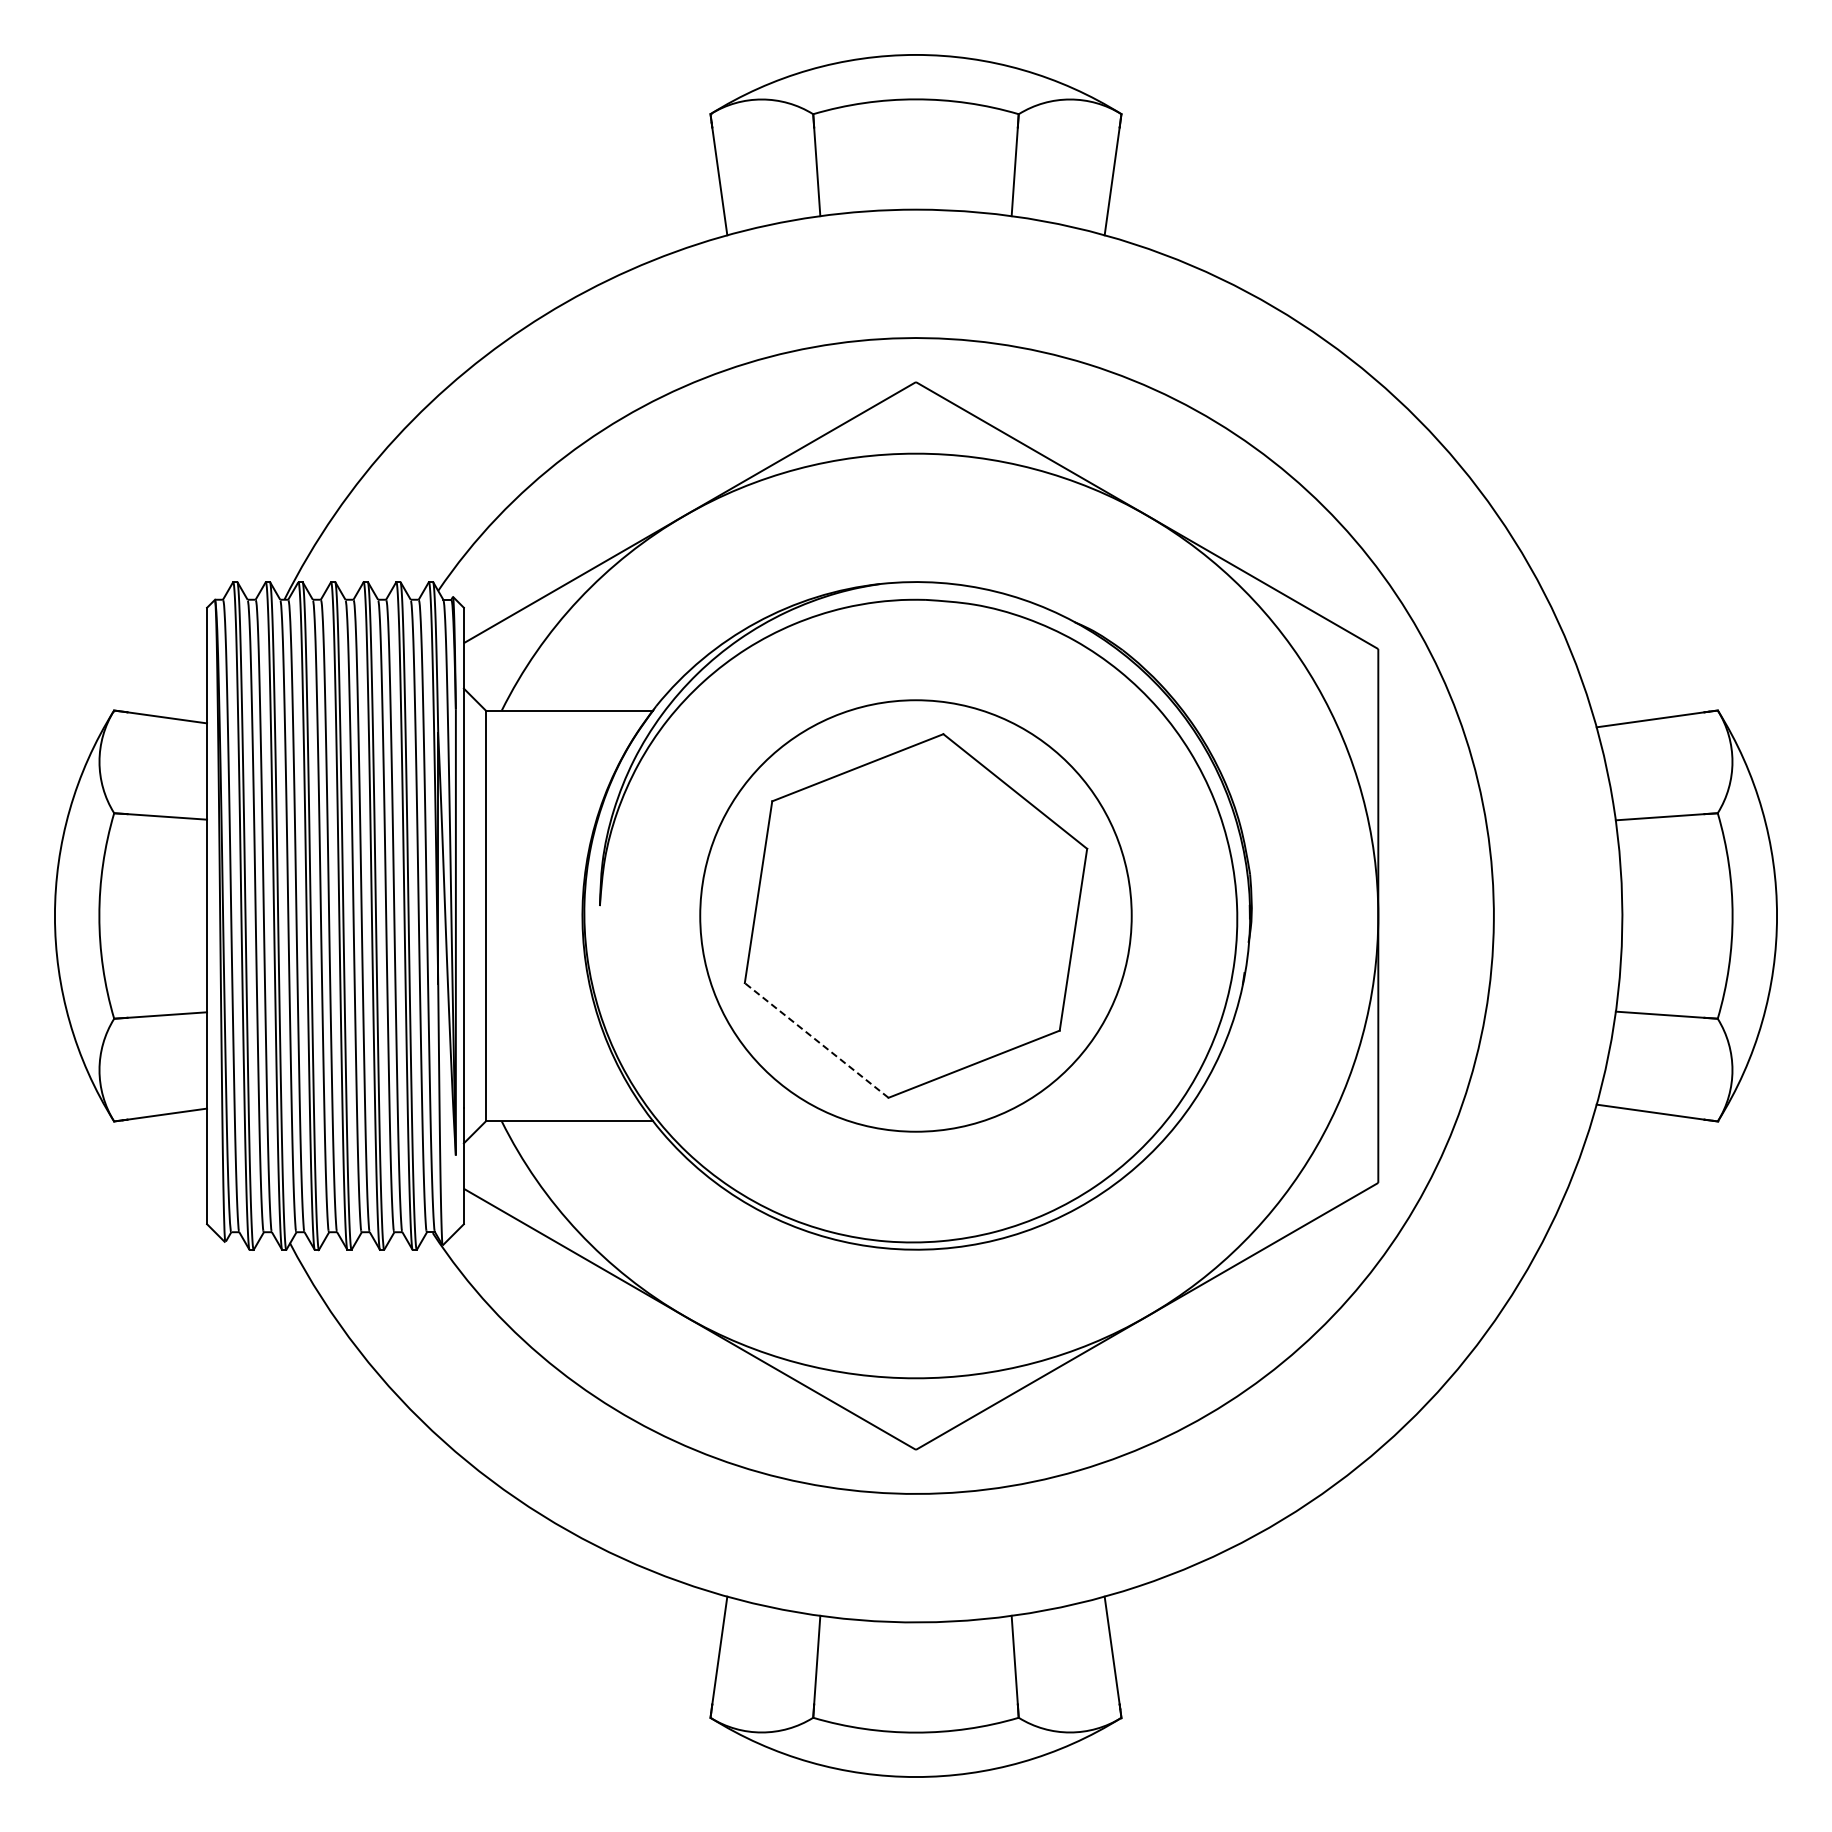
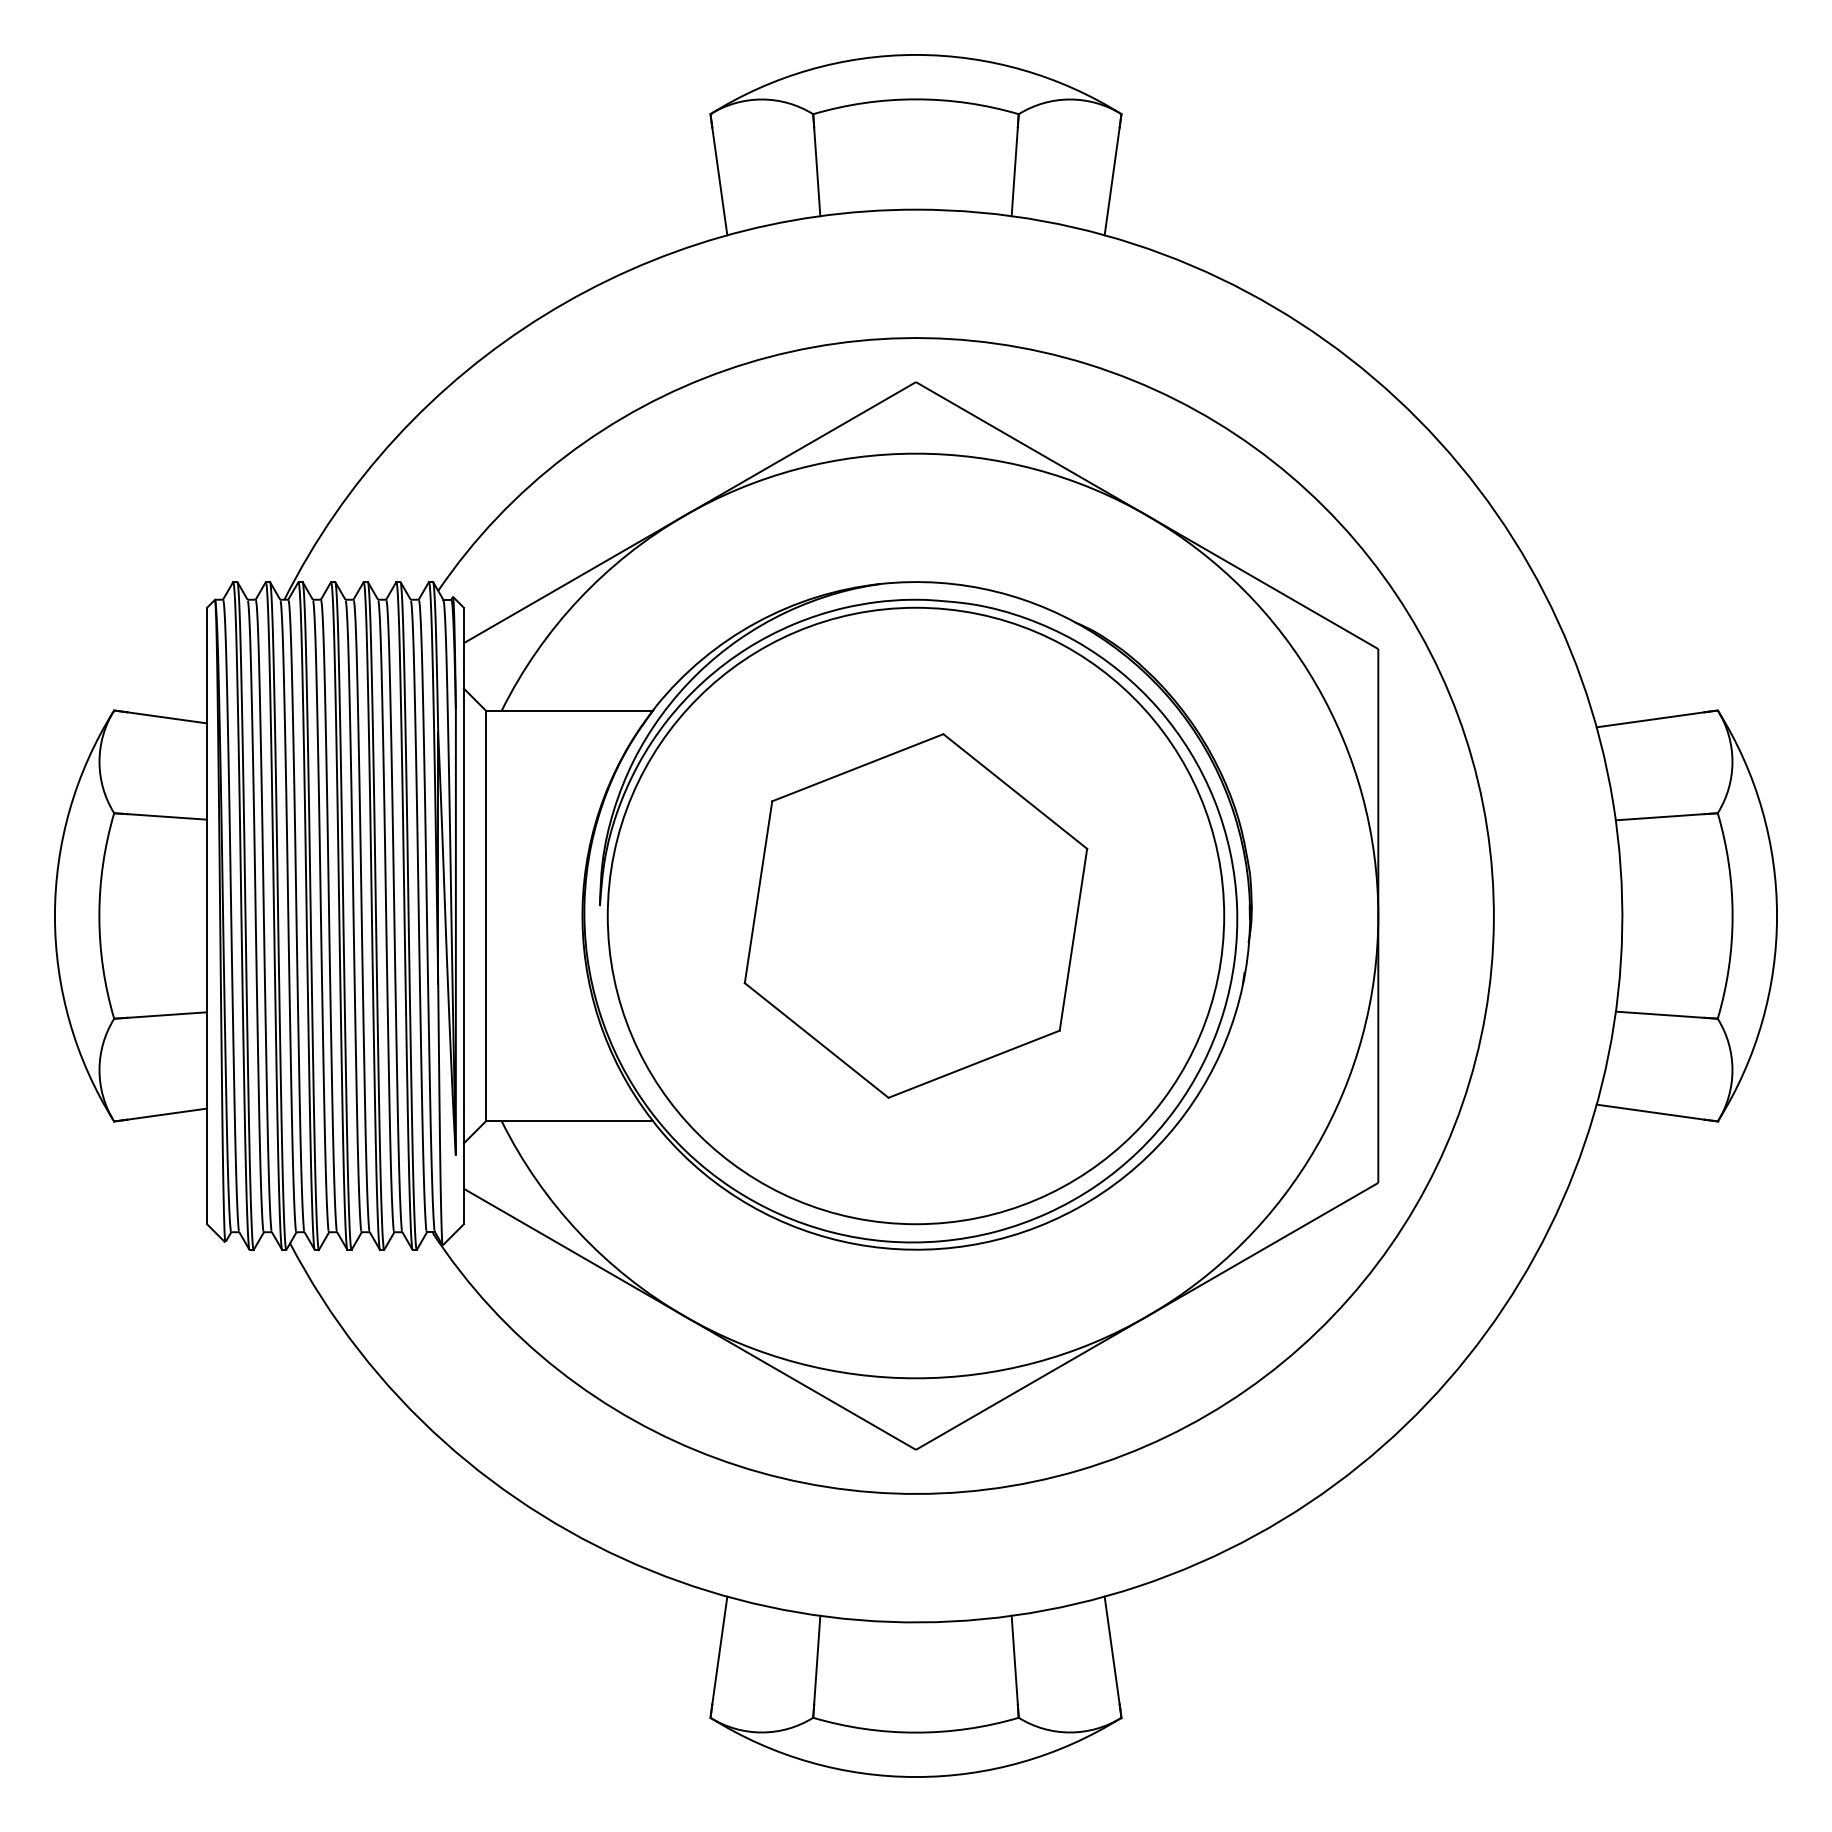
circle diameter: 432 px -> 616 px (915, 915)
line: dashed -> solid (816, 1040)
